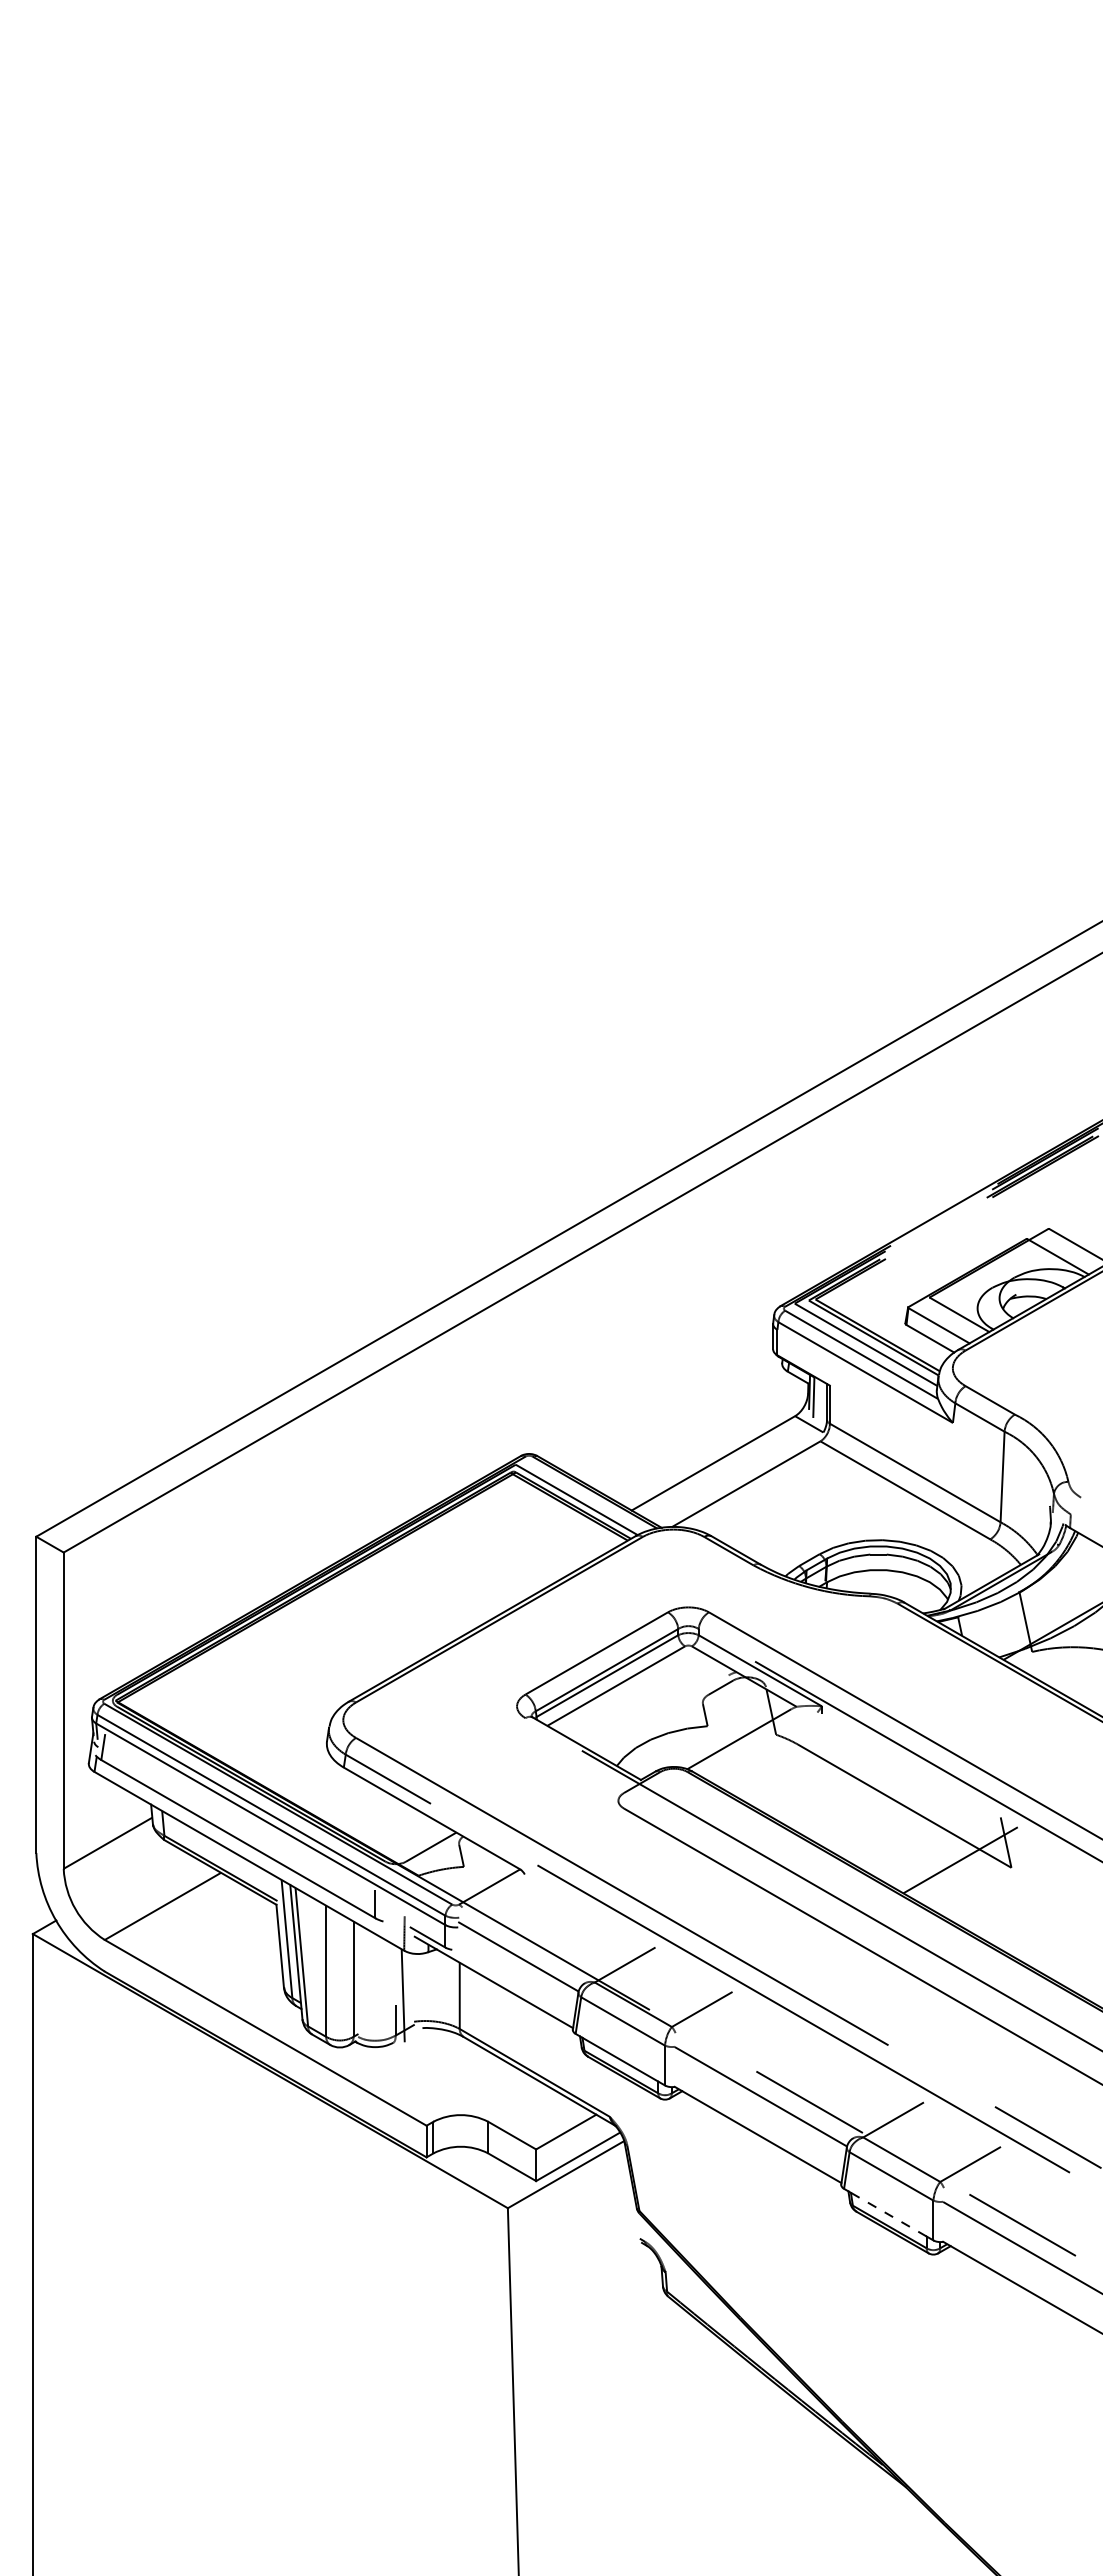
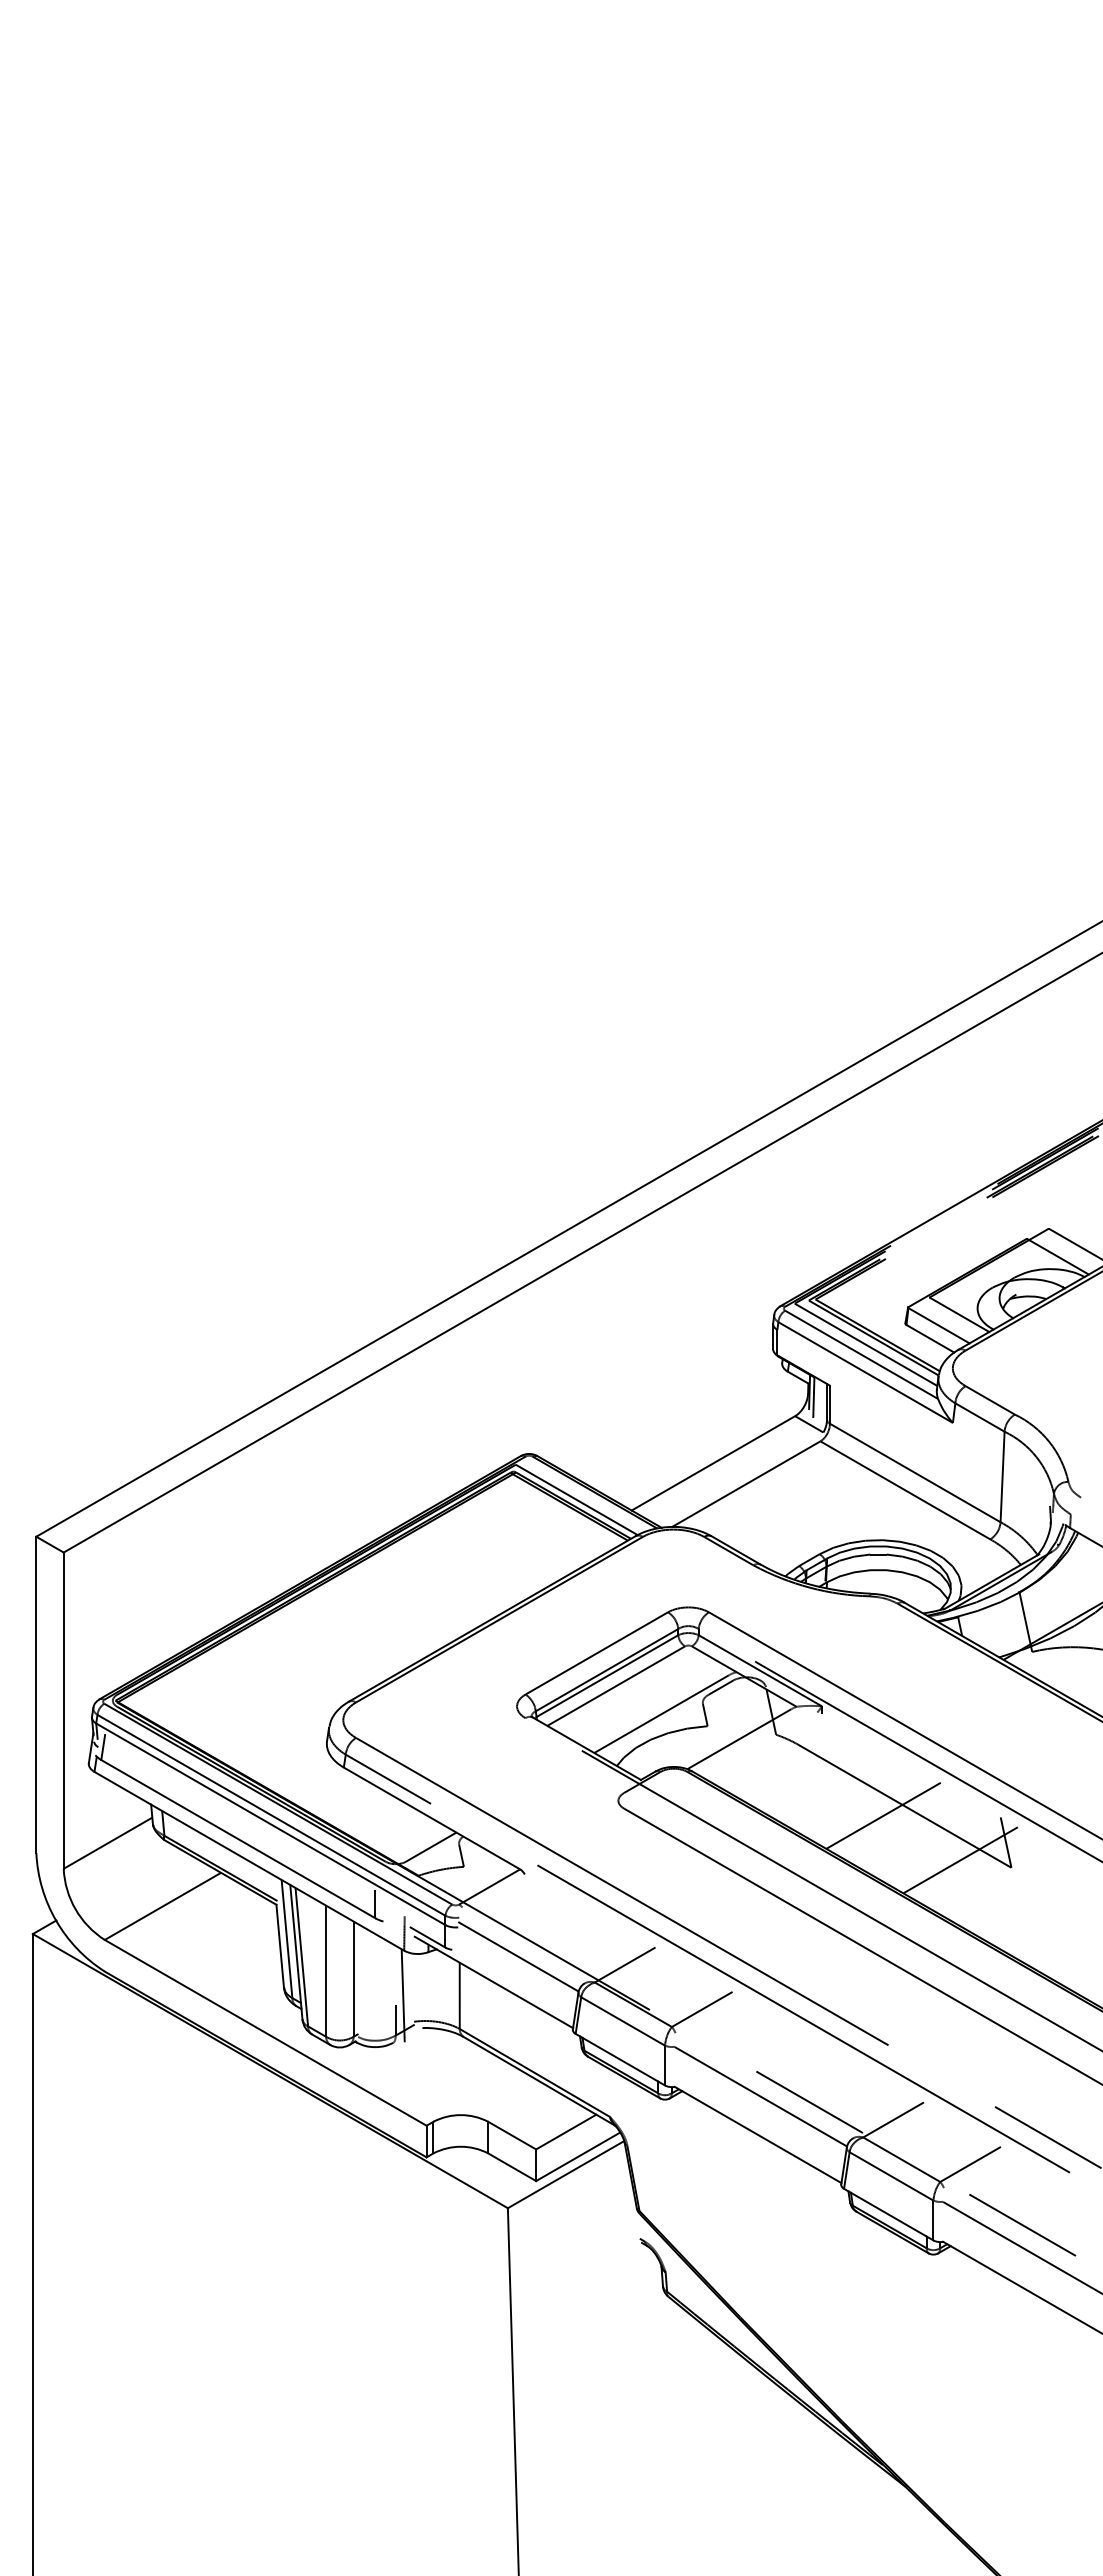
line: none -> present (661, 1714)
line: none -> present (883, 1815)
line: dashed -> solid (888, 2214)
